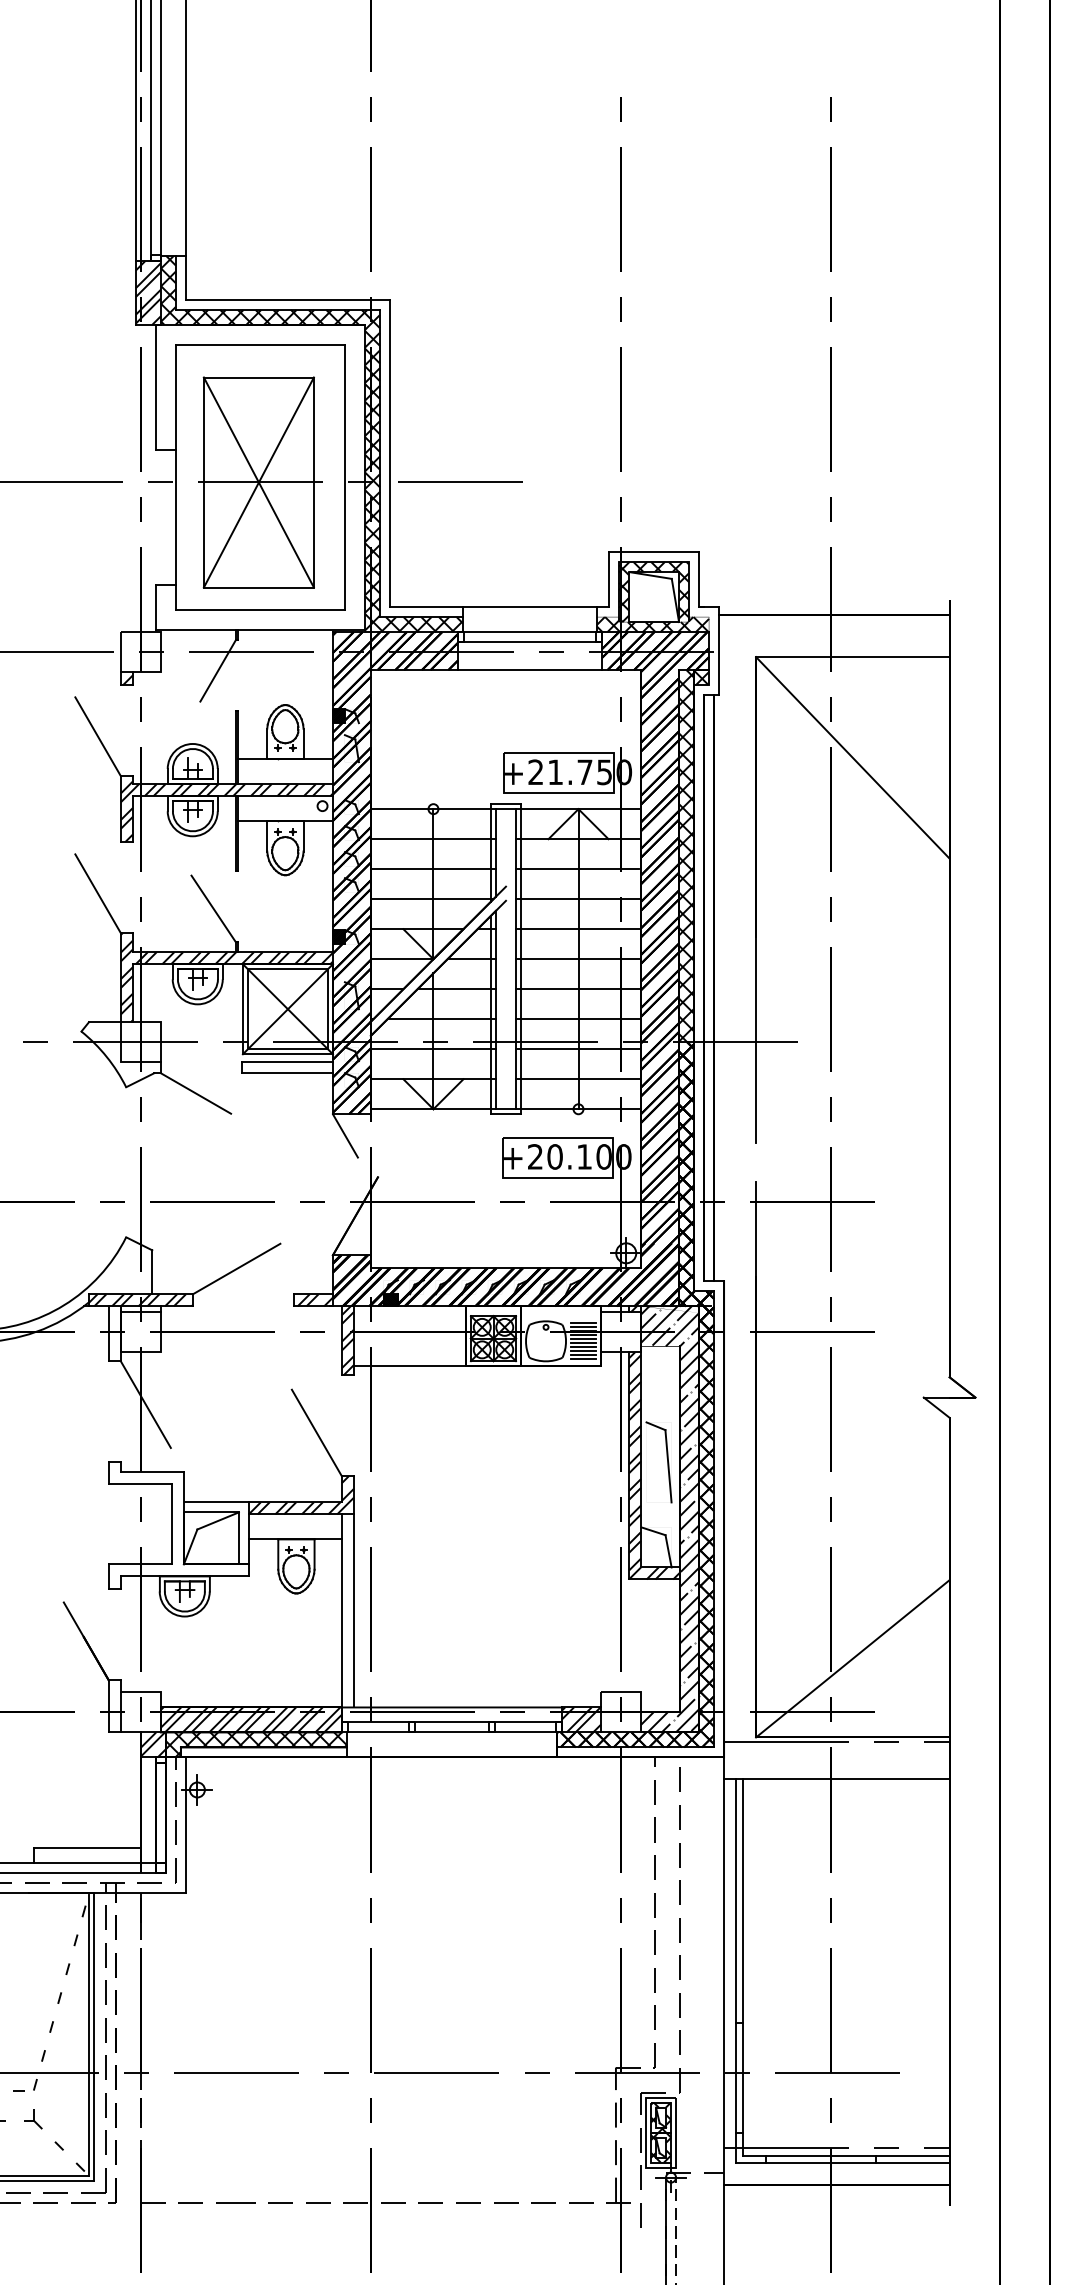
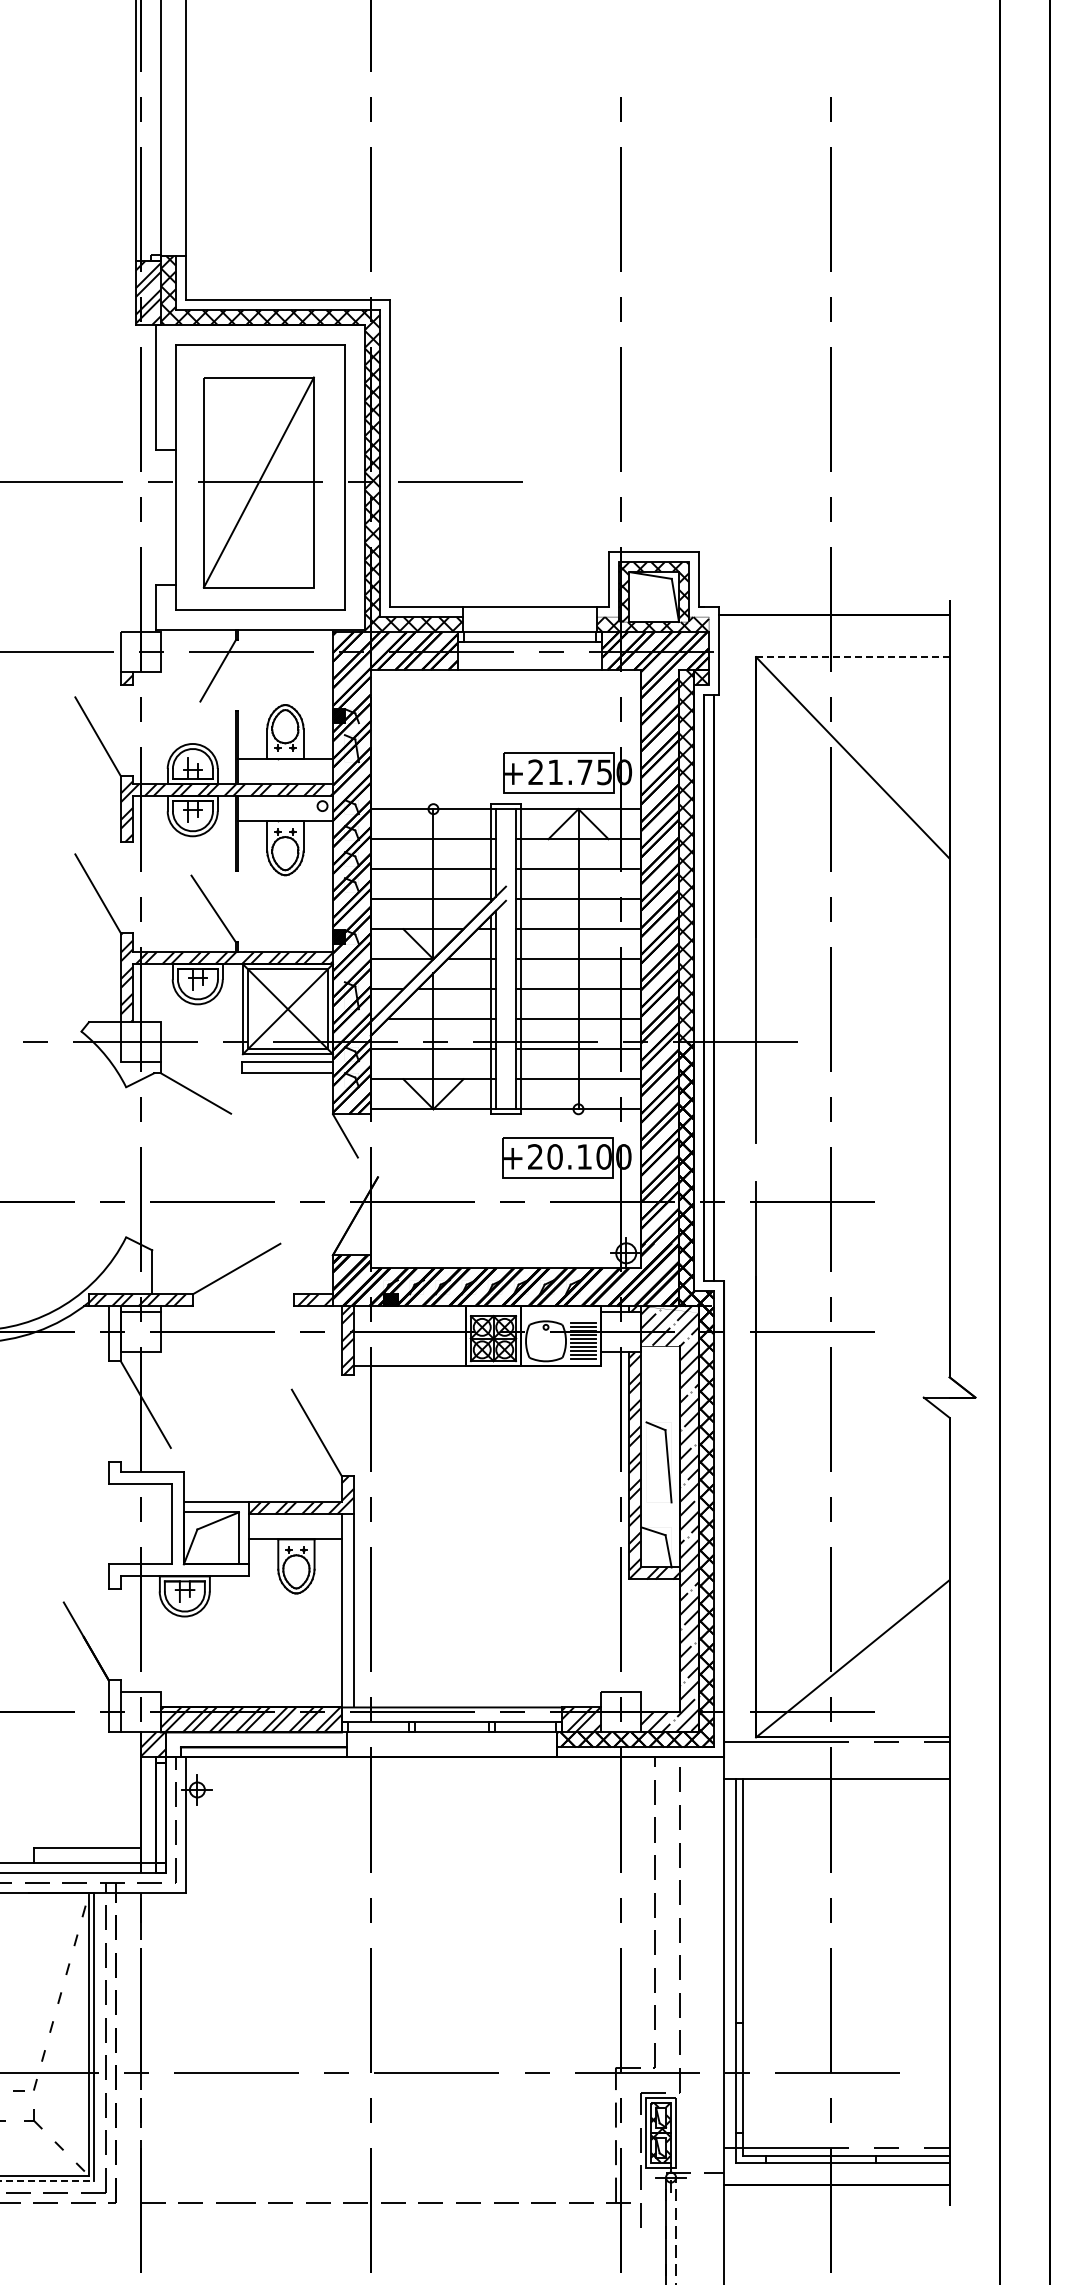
line: present -> none (150, 131)
line: present -> none (258, 482)
line: solid -> dashed (852, 657)
hatch: present -> none (255, 1744)
line: solid -> dashed (47, 2180)
